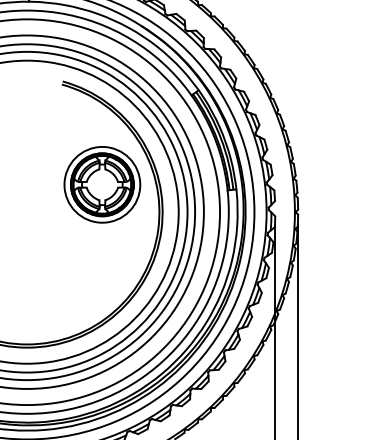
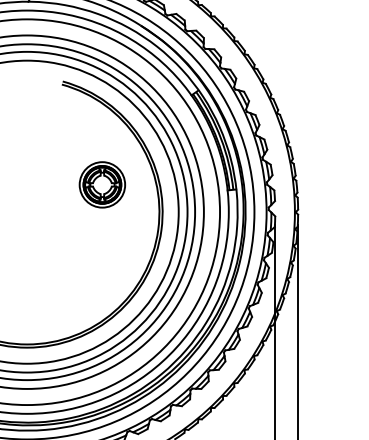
part size: 79x78 px -> 48x48 px (101, 184)
